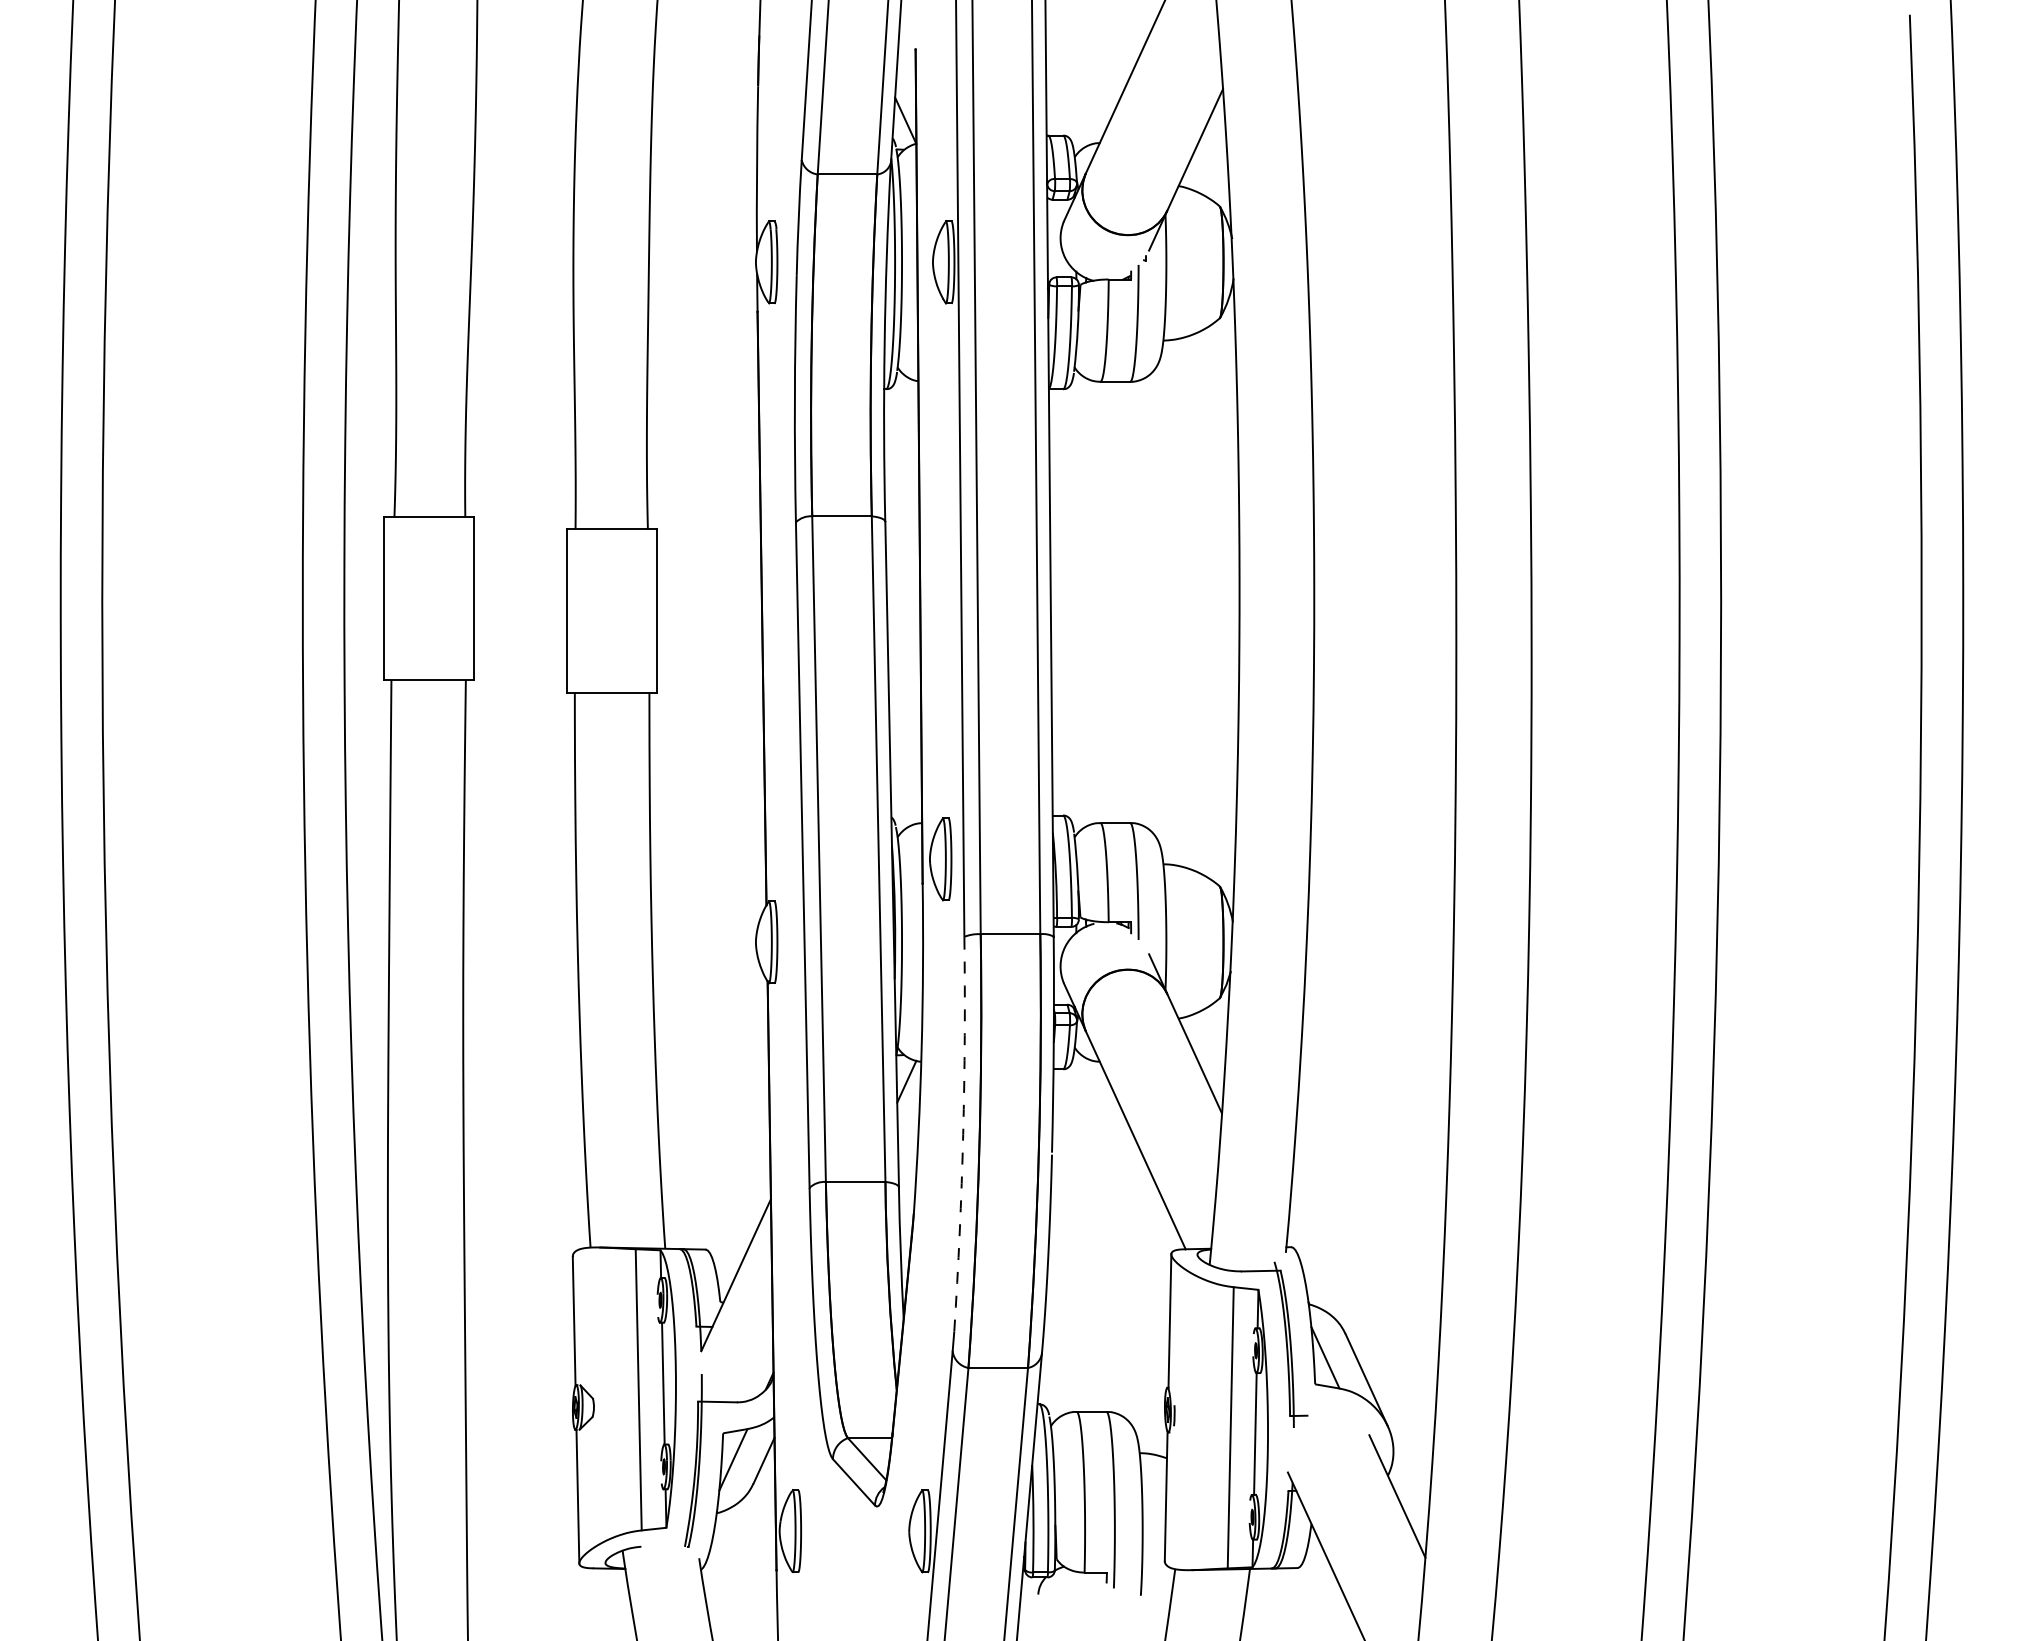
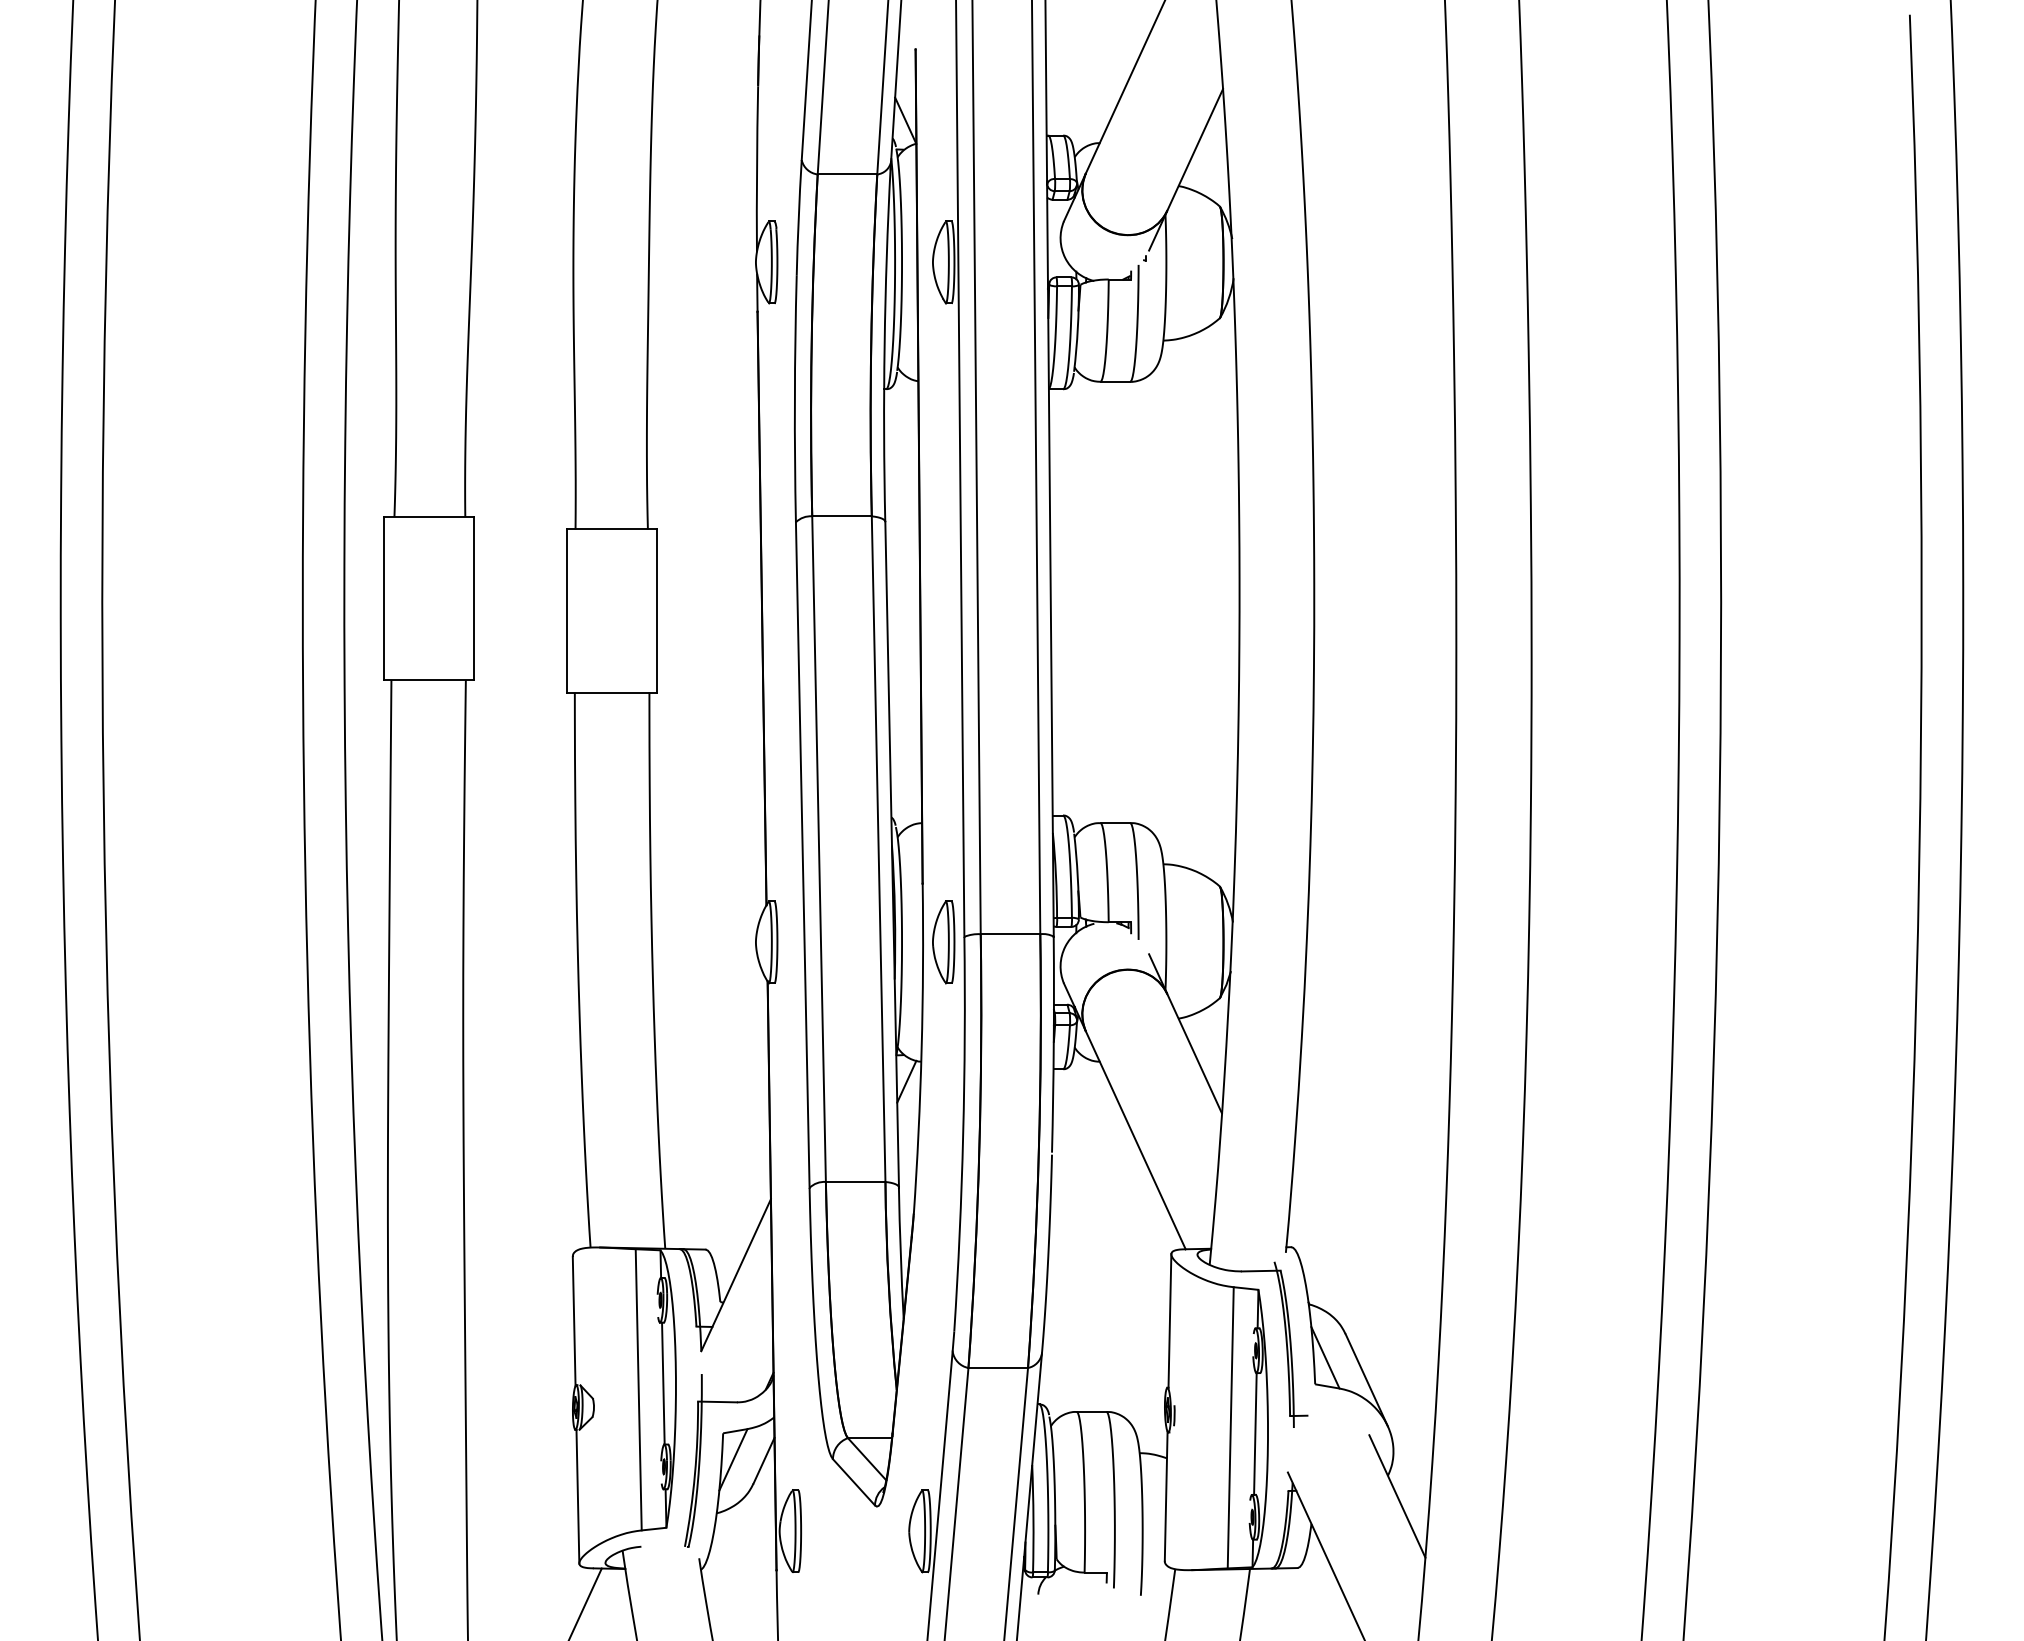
part position: (940, 859) -> (943, 942) (943, 942)
arc: dashed -> solid (963, 1134)
line: none -> present (585, 1602)
